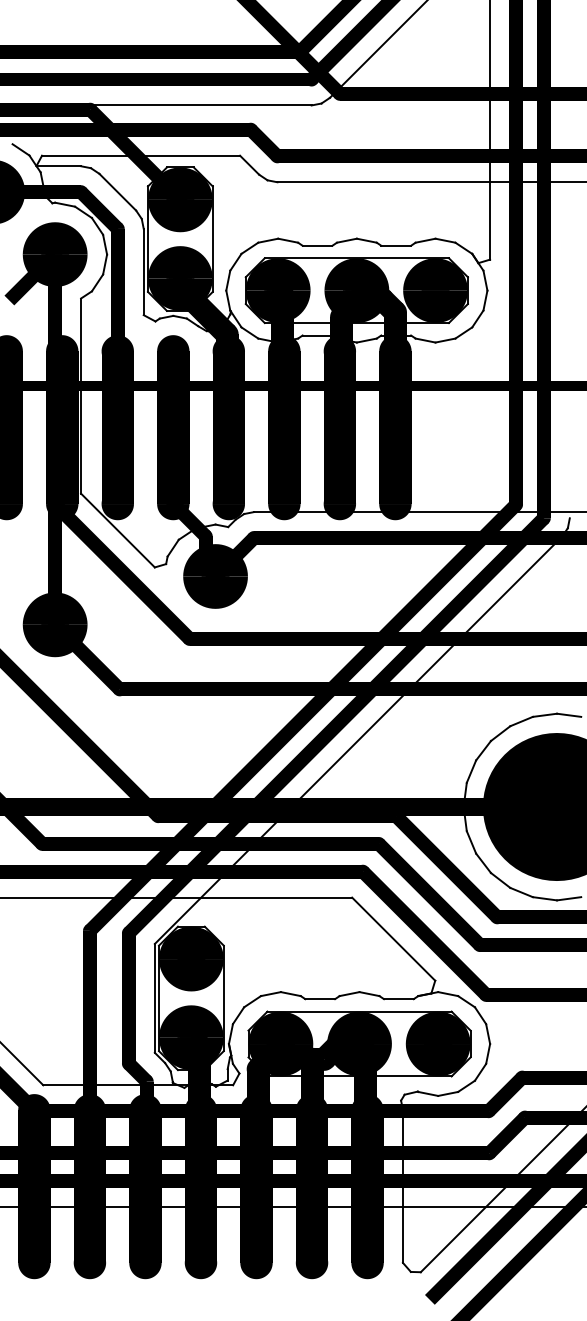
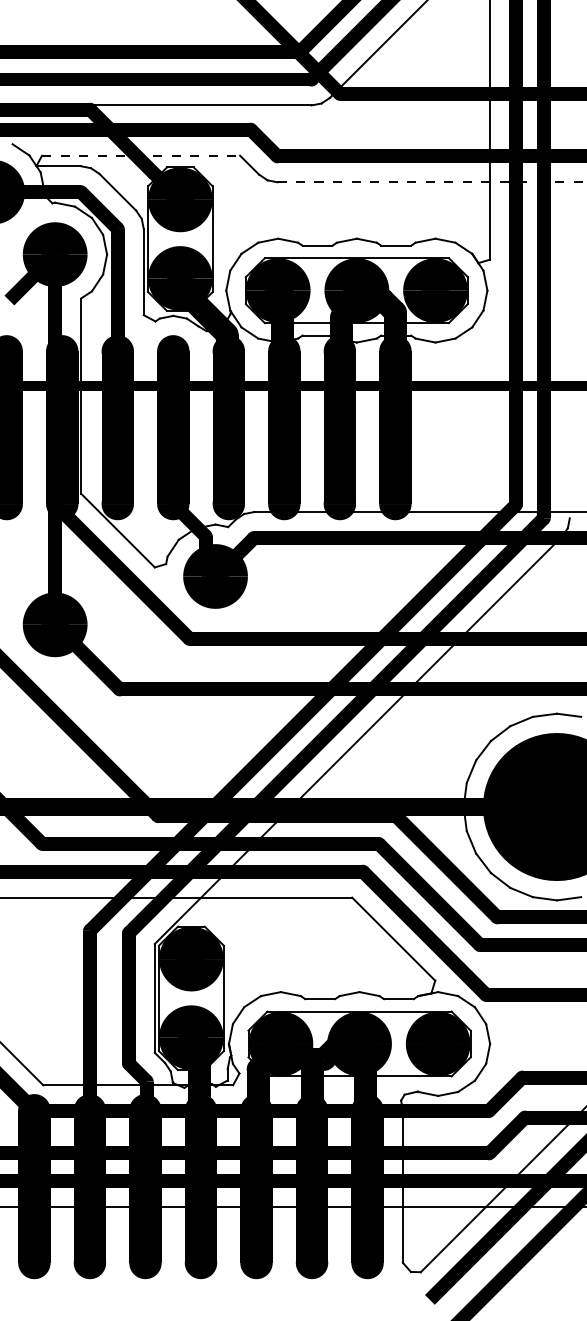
line: solid -> dashed (141, 155)
line: solid -> dashed (432, 182)
